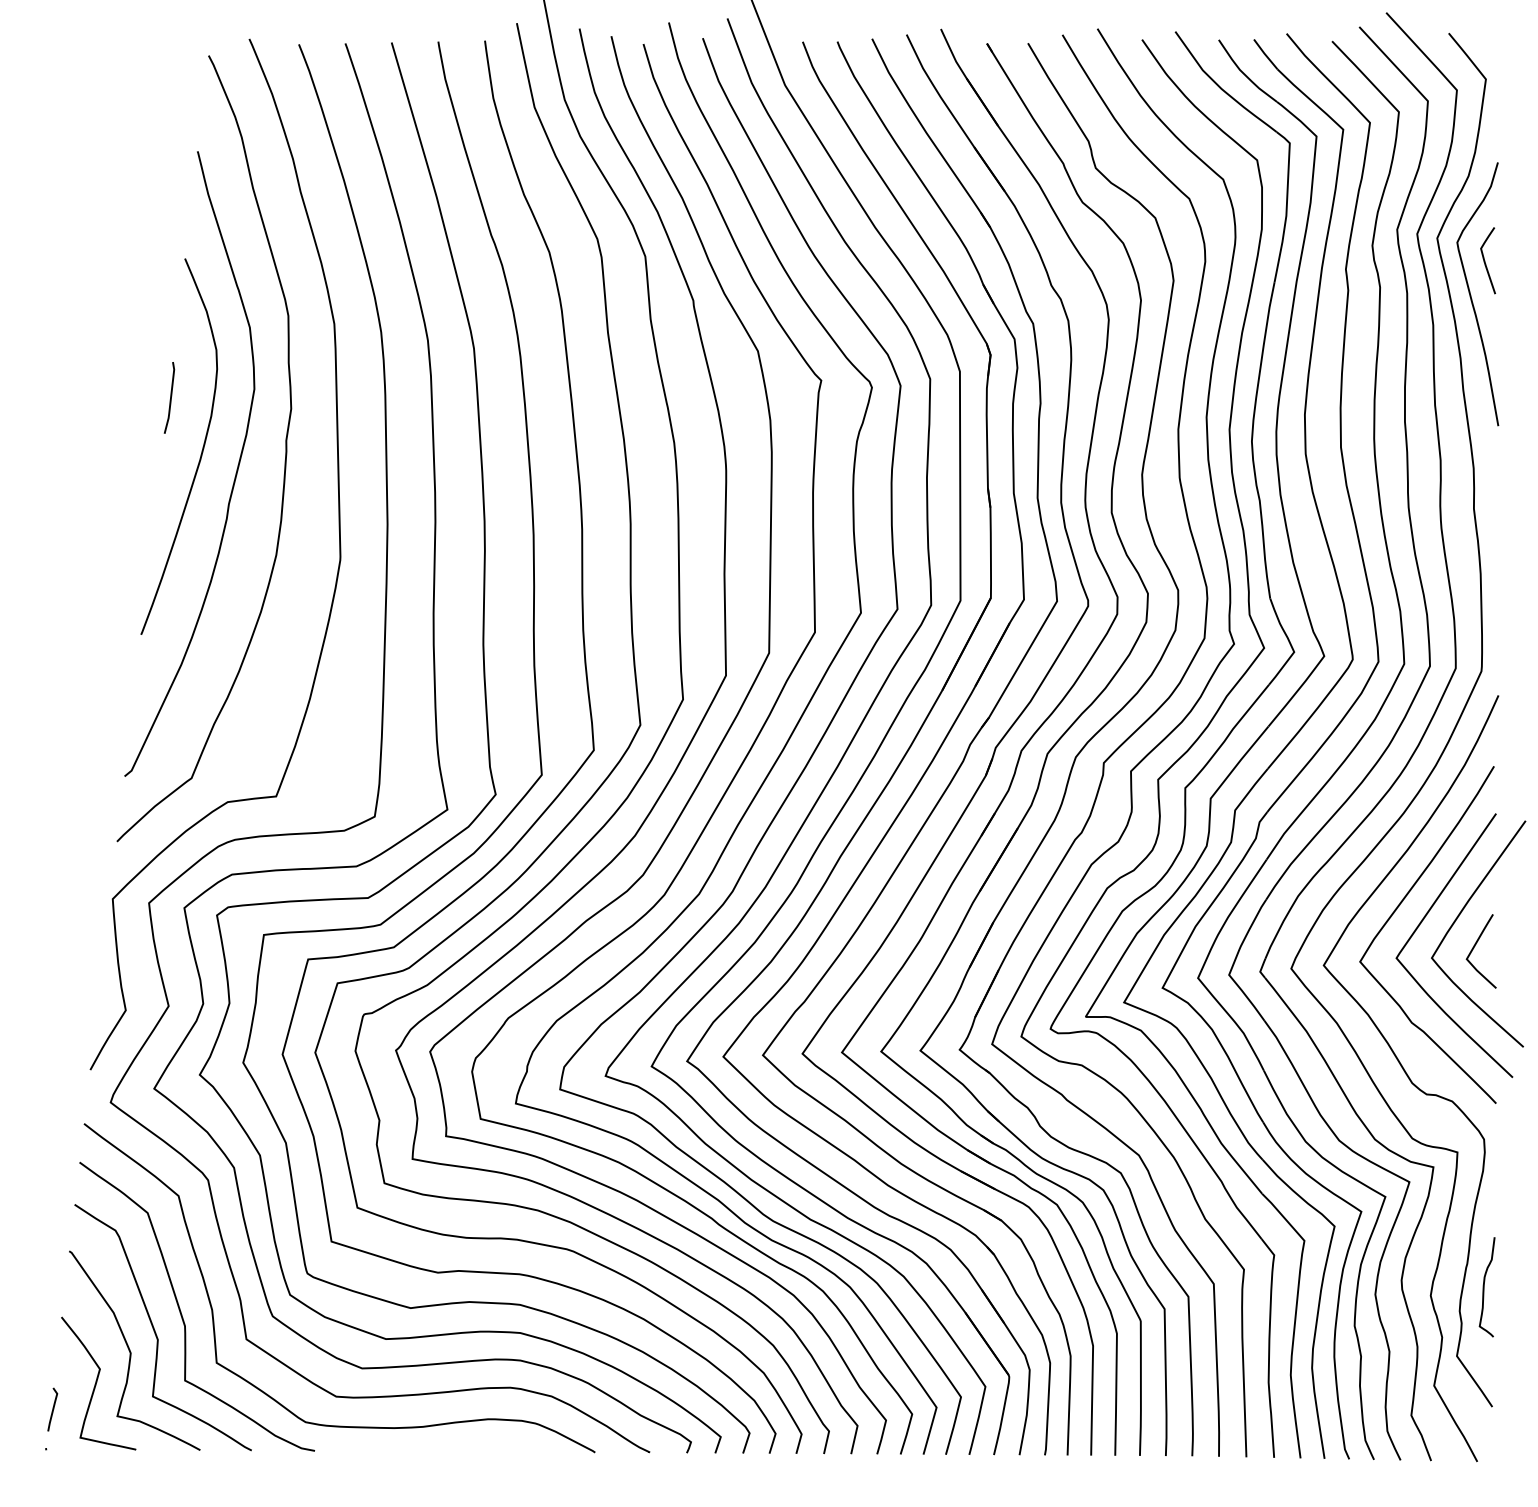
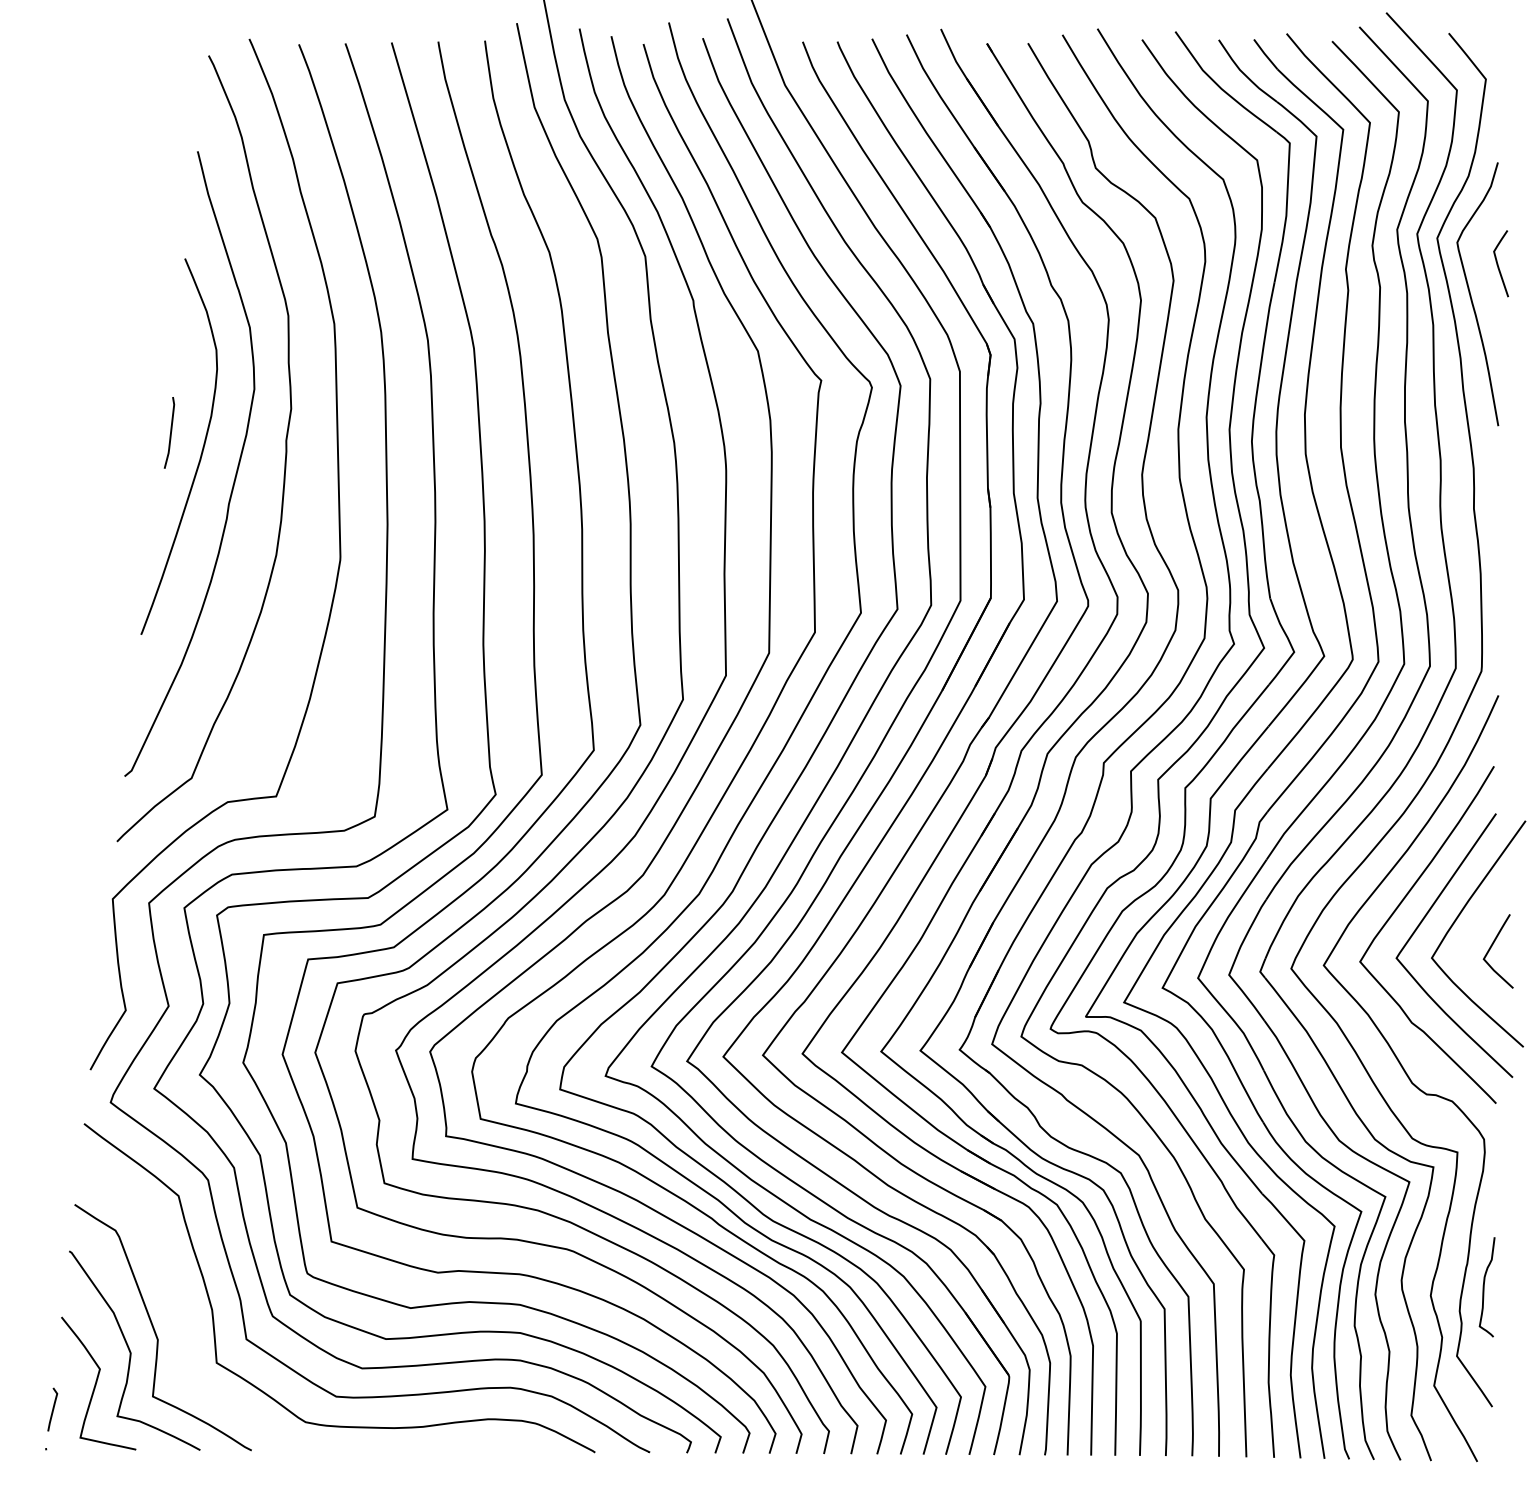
curve position: (1485, 260) -> (1498, 263) (1498, 263)
line position: (170, 397) -> (170, 432) (170, 432)
curve position: (1474, 948) -> (1491, 948) (1491, 948)
curve: present -> none (181, 1311)
